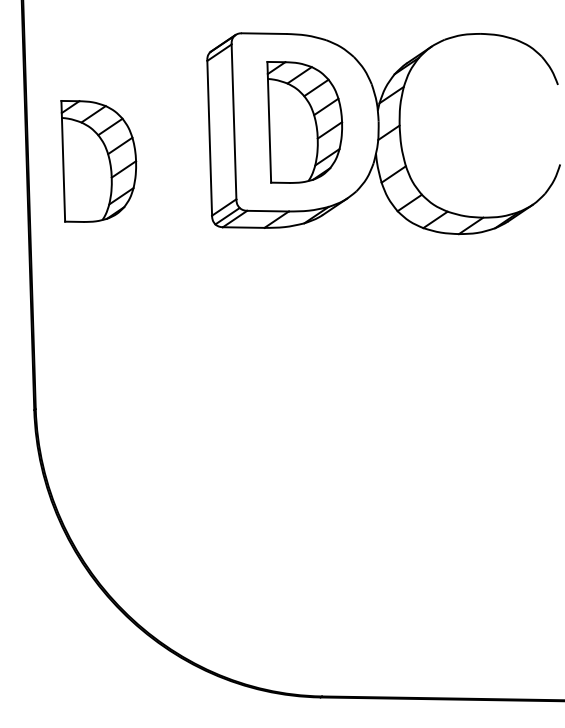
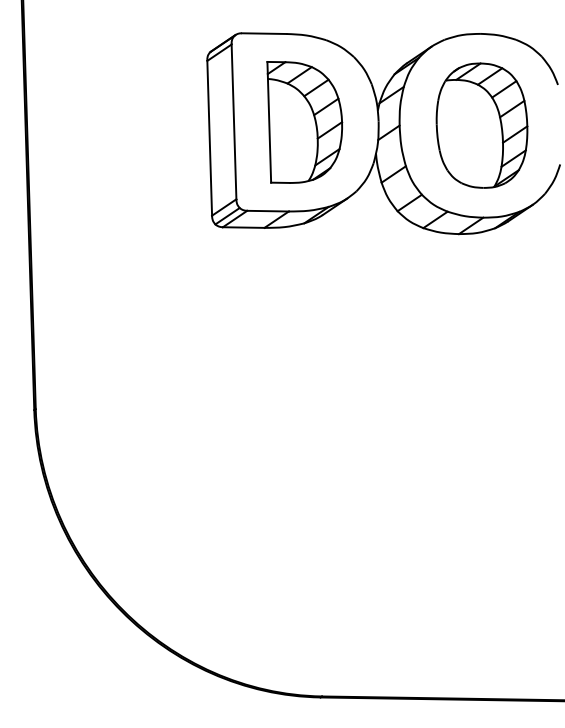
part: none -> present (481, 125)
part: present -> none (98, 161)
